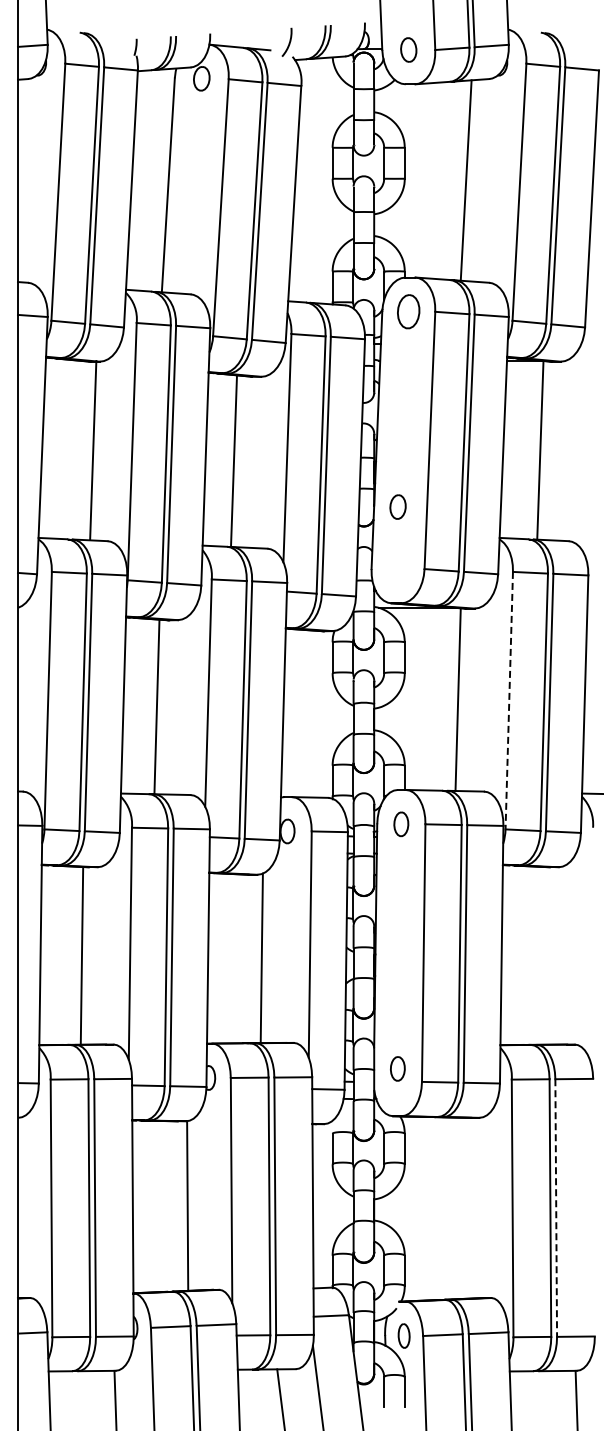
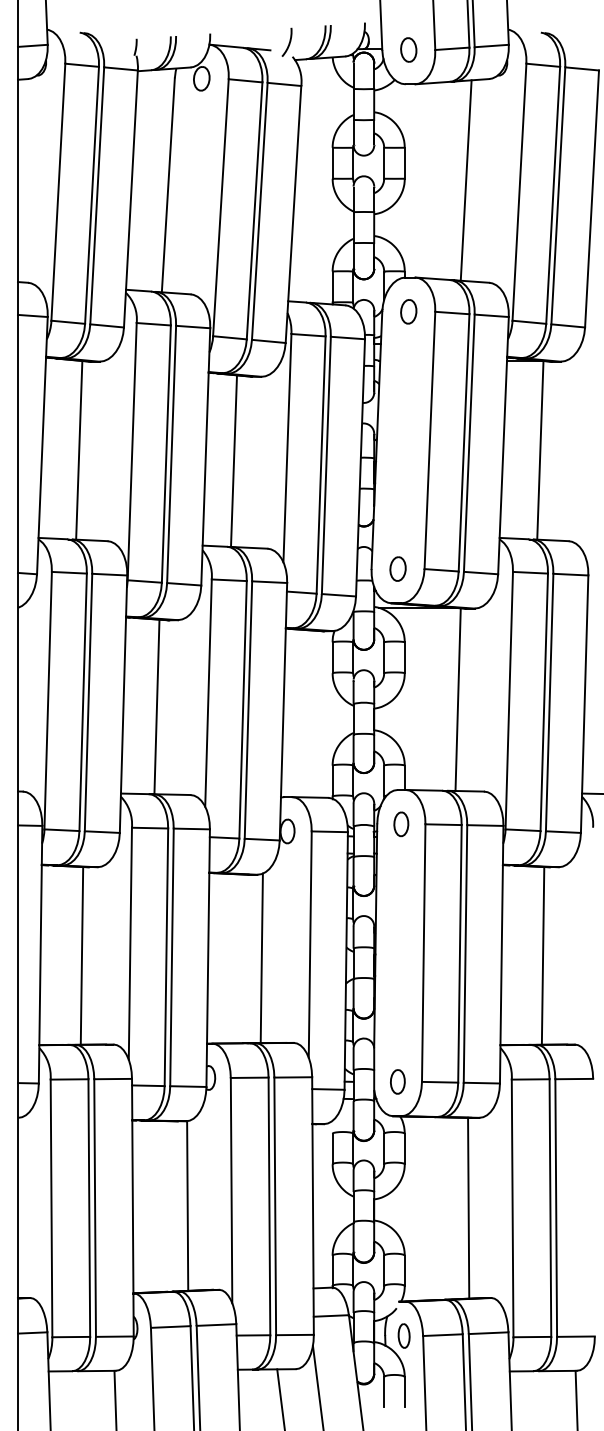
part size: 24x36 px -> 18x26 px (408, 311)
line position: (93, 449) -> (79, 449) (79, 449)
part position: (397, 506) -> (397, 568) (397, 568)
line: dashed -> solid (509, 700)
line: none -> present (542, 955)
part position: (397, 1068) -> (397, 1081) (397, 1081)
line: none -> present (468, 1207)
line: dashed -> solid (556, 1208)
